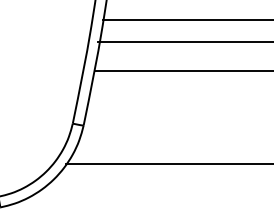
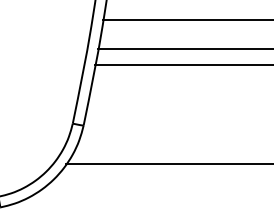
line position: (184, 41) -> (184, 48) (184, 48)
line position: (182, 71) -> (182, 65) (182, 65)
